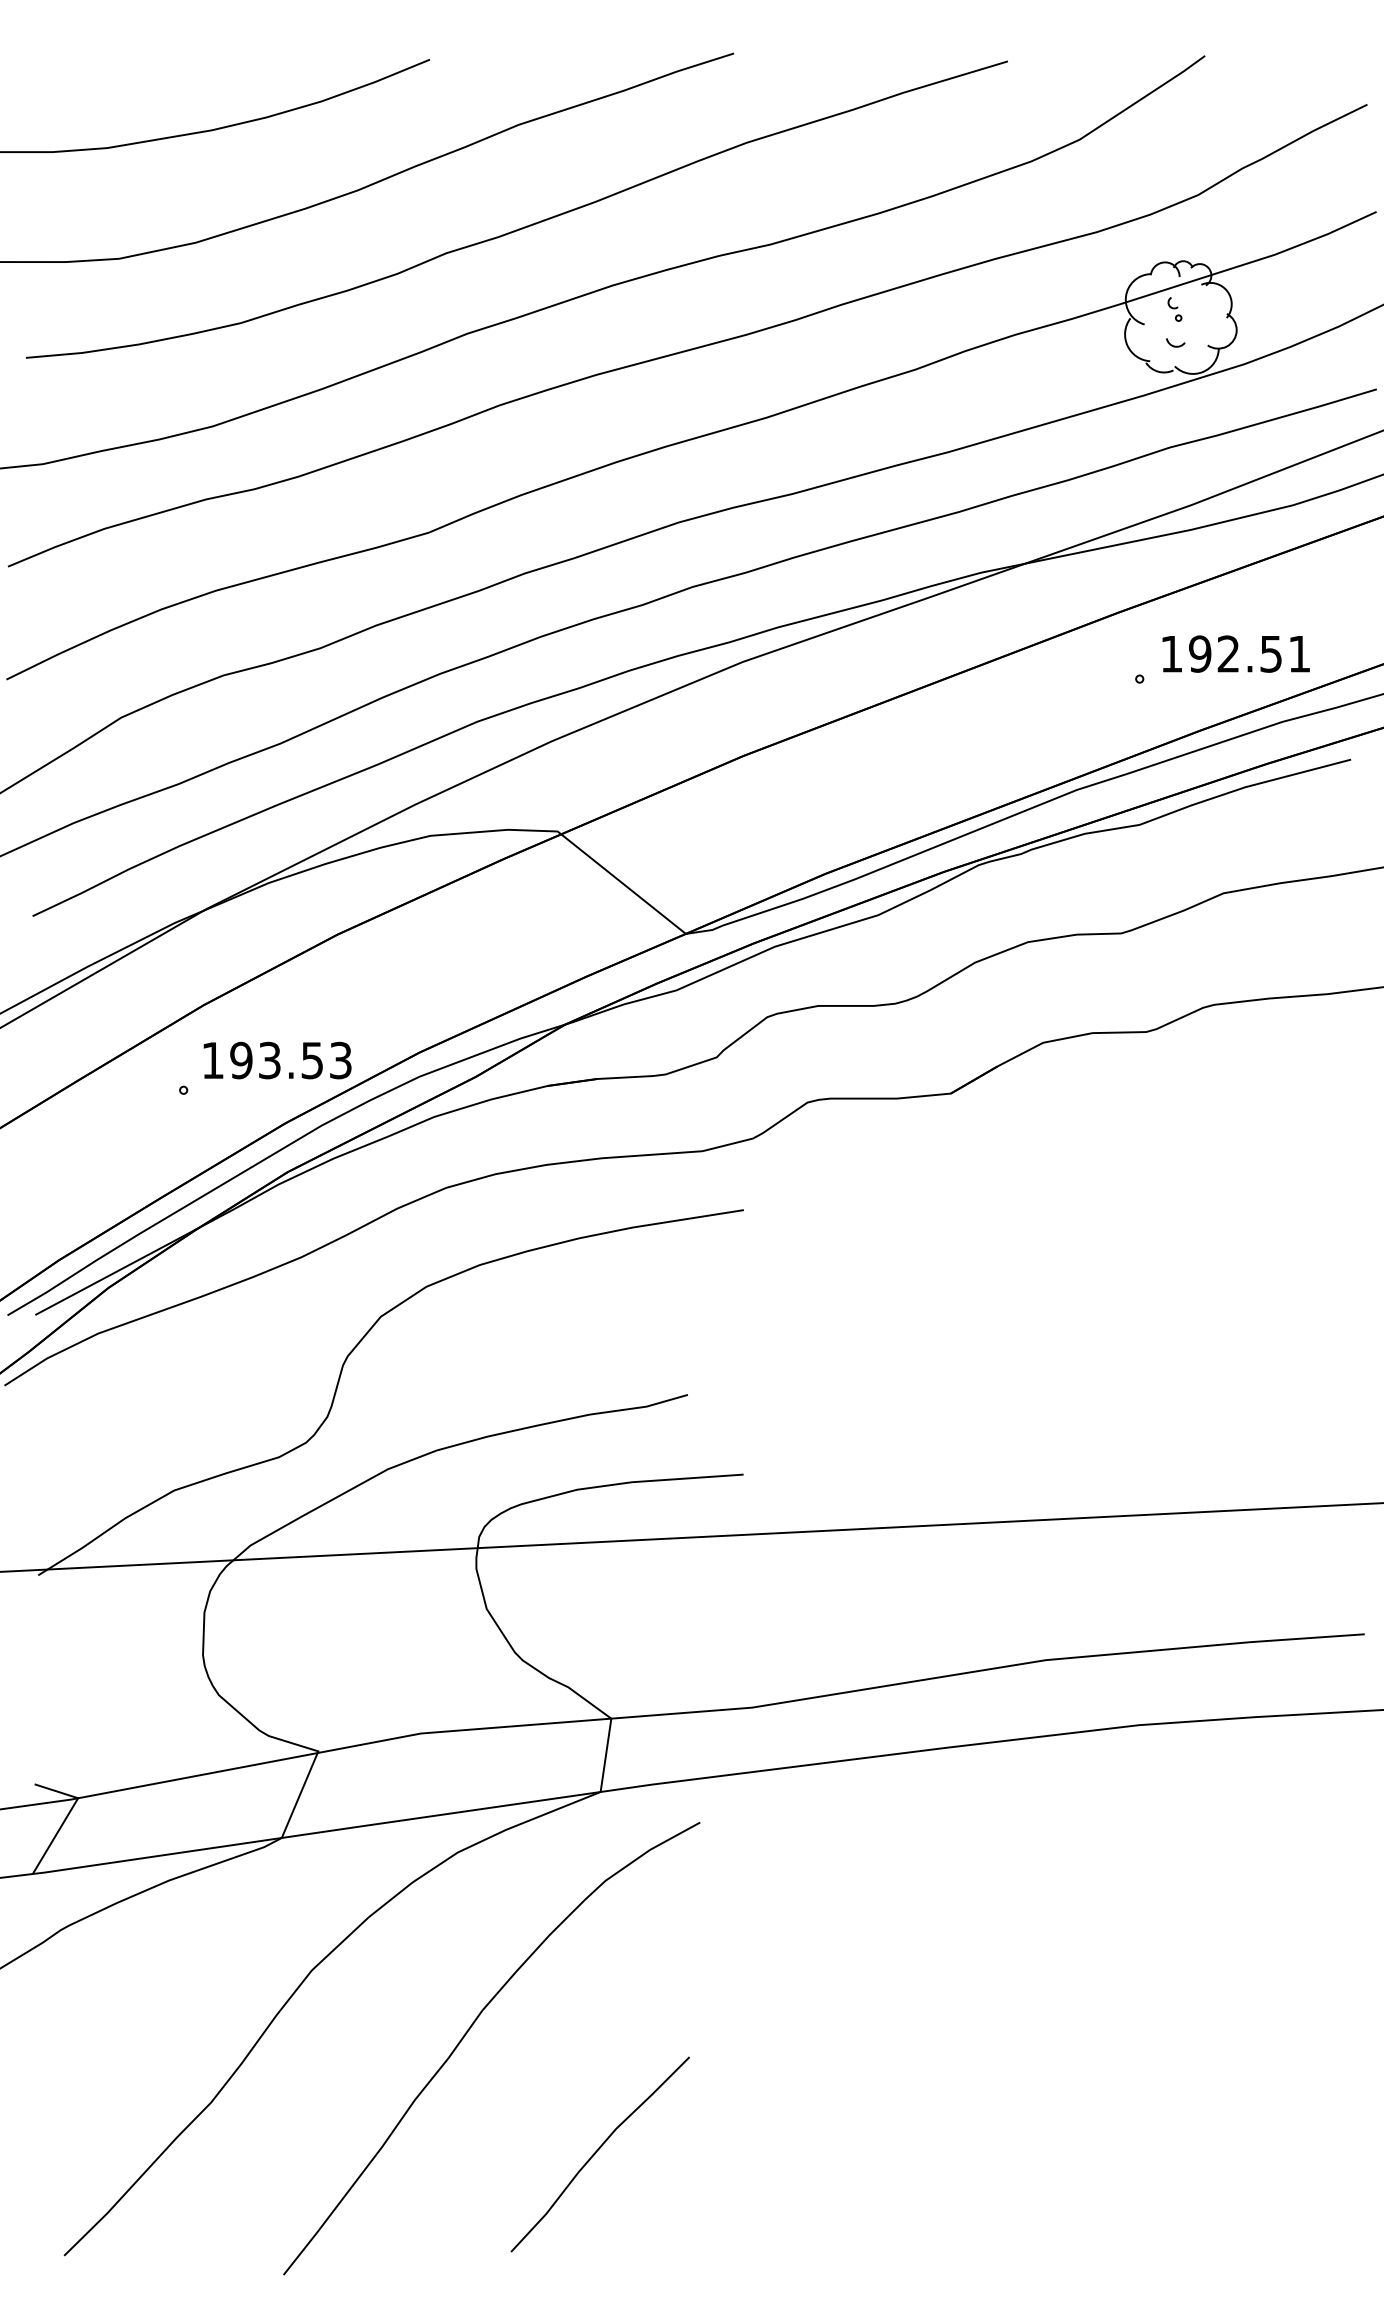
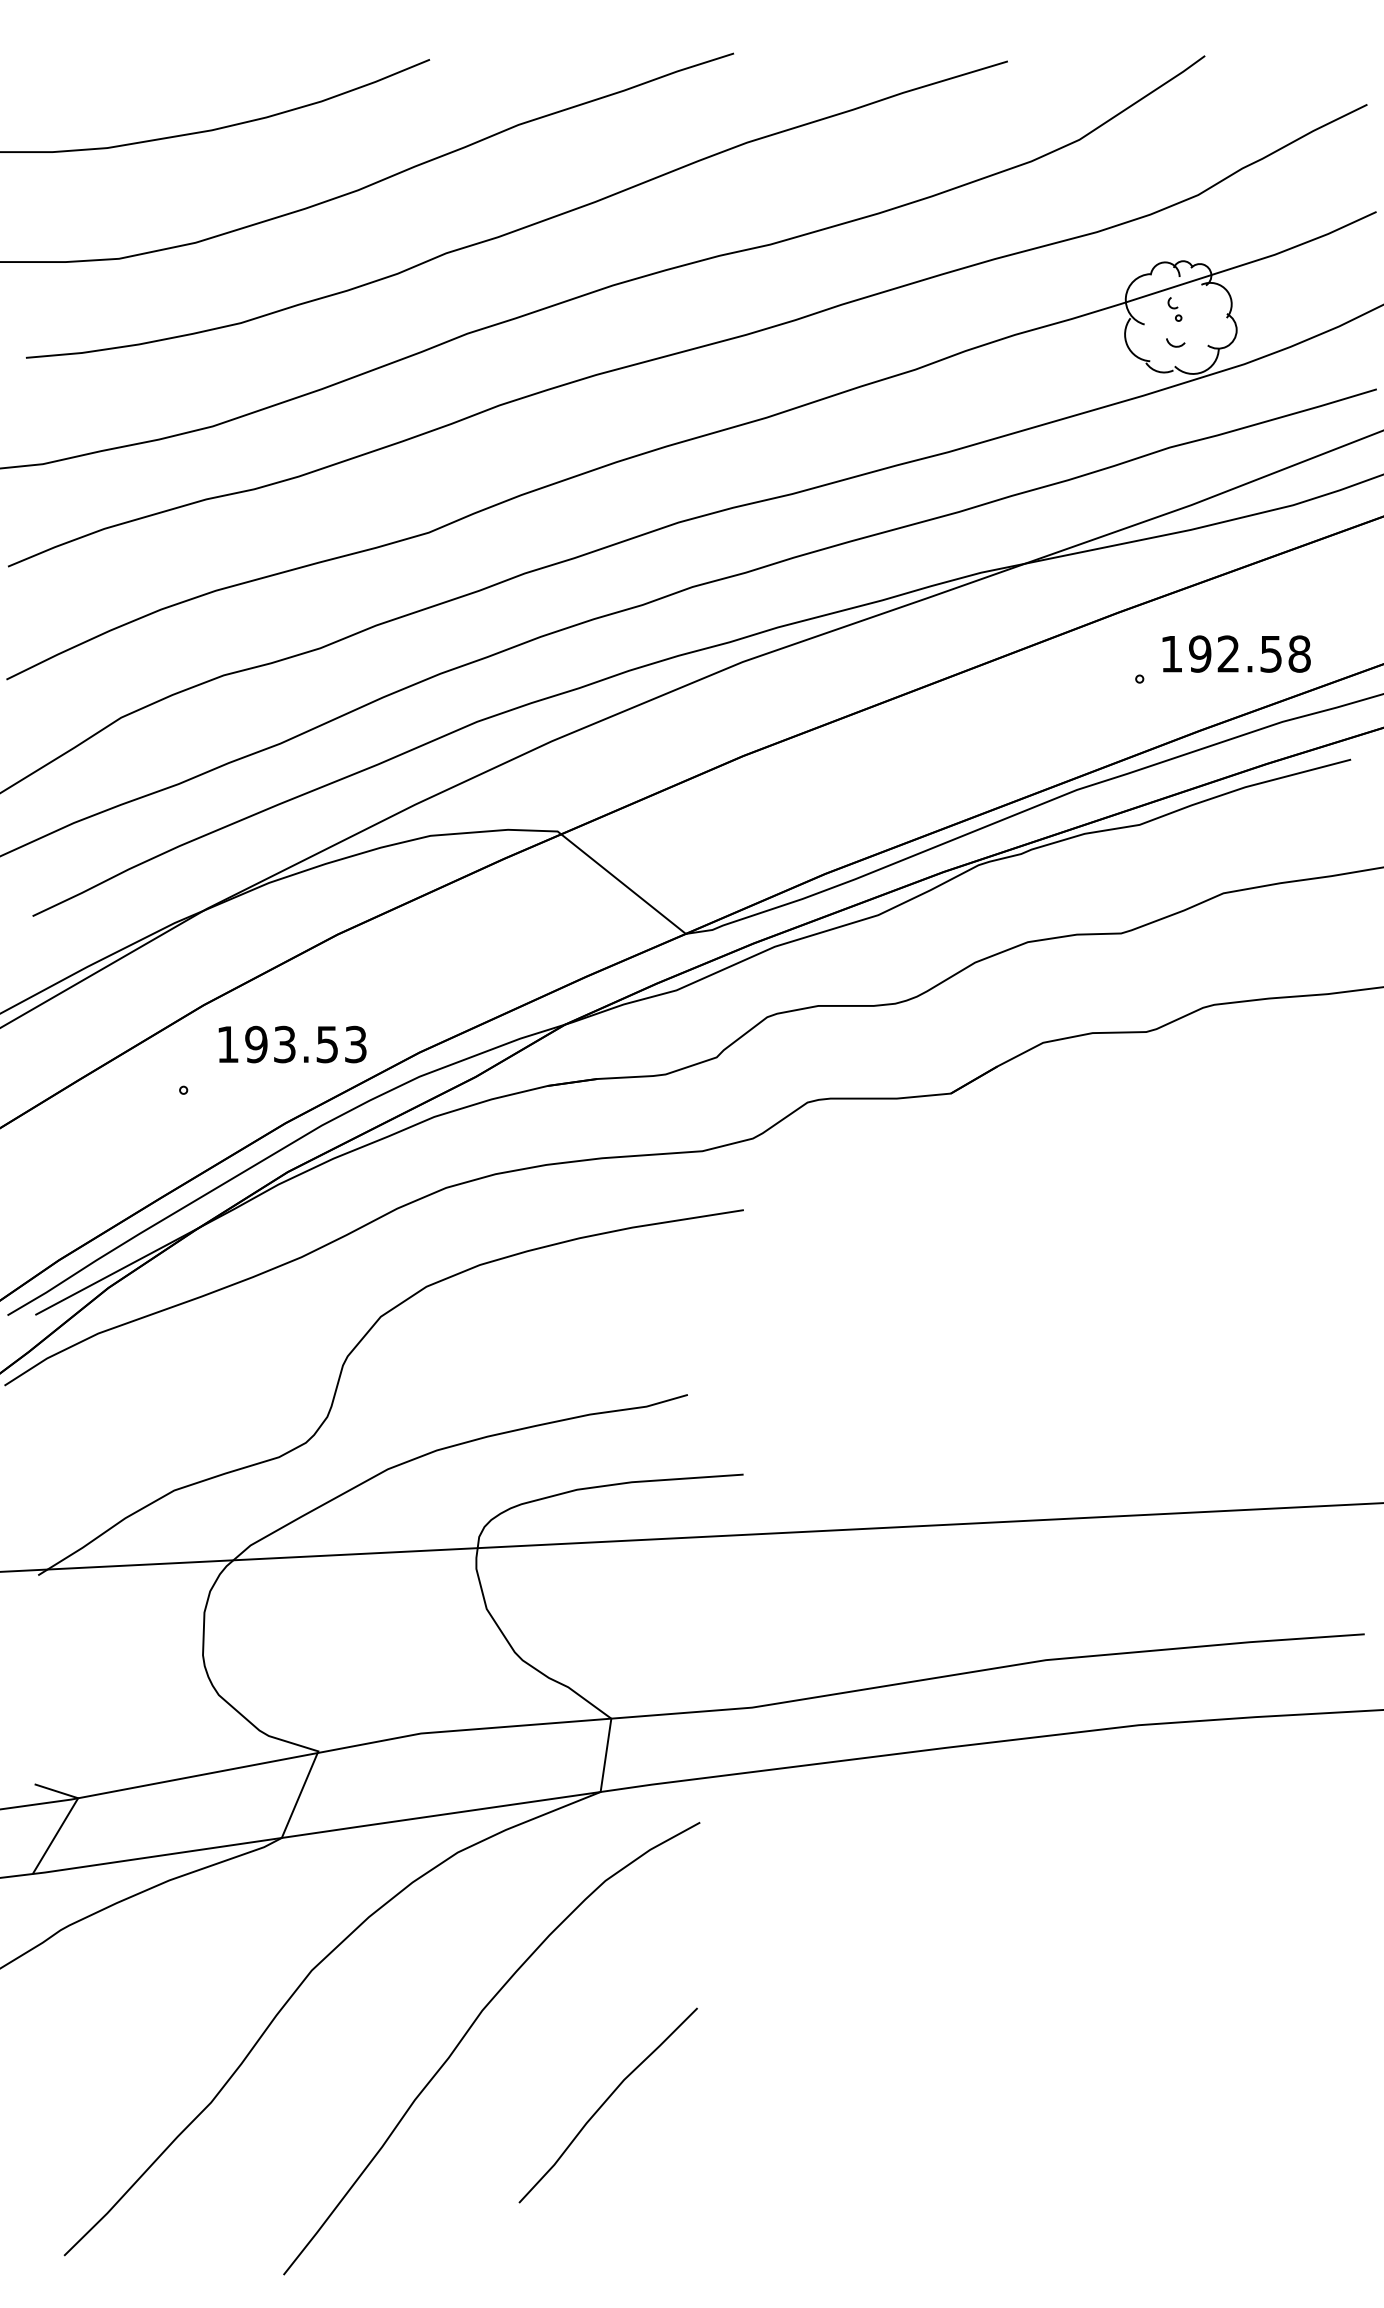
text: 192.51 -> 192.58 (1299, 653)
text position: (277, 1060) -> (292, 1044) (292, 1044)
curve position: (596, 2153) -> (604, 2104) (604, 2104)
